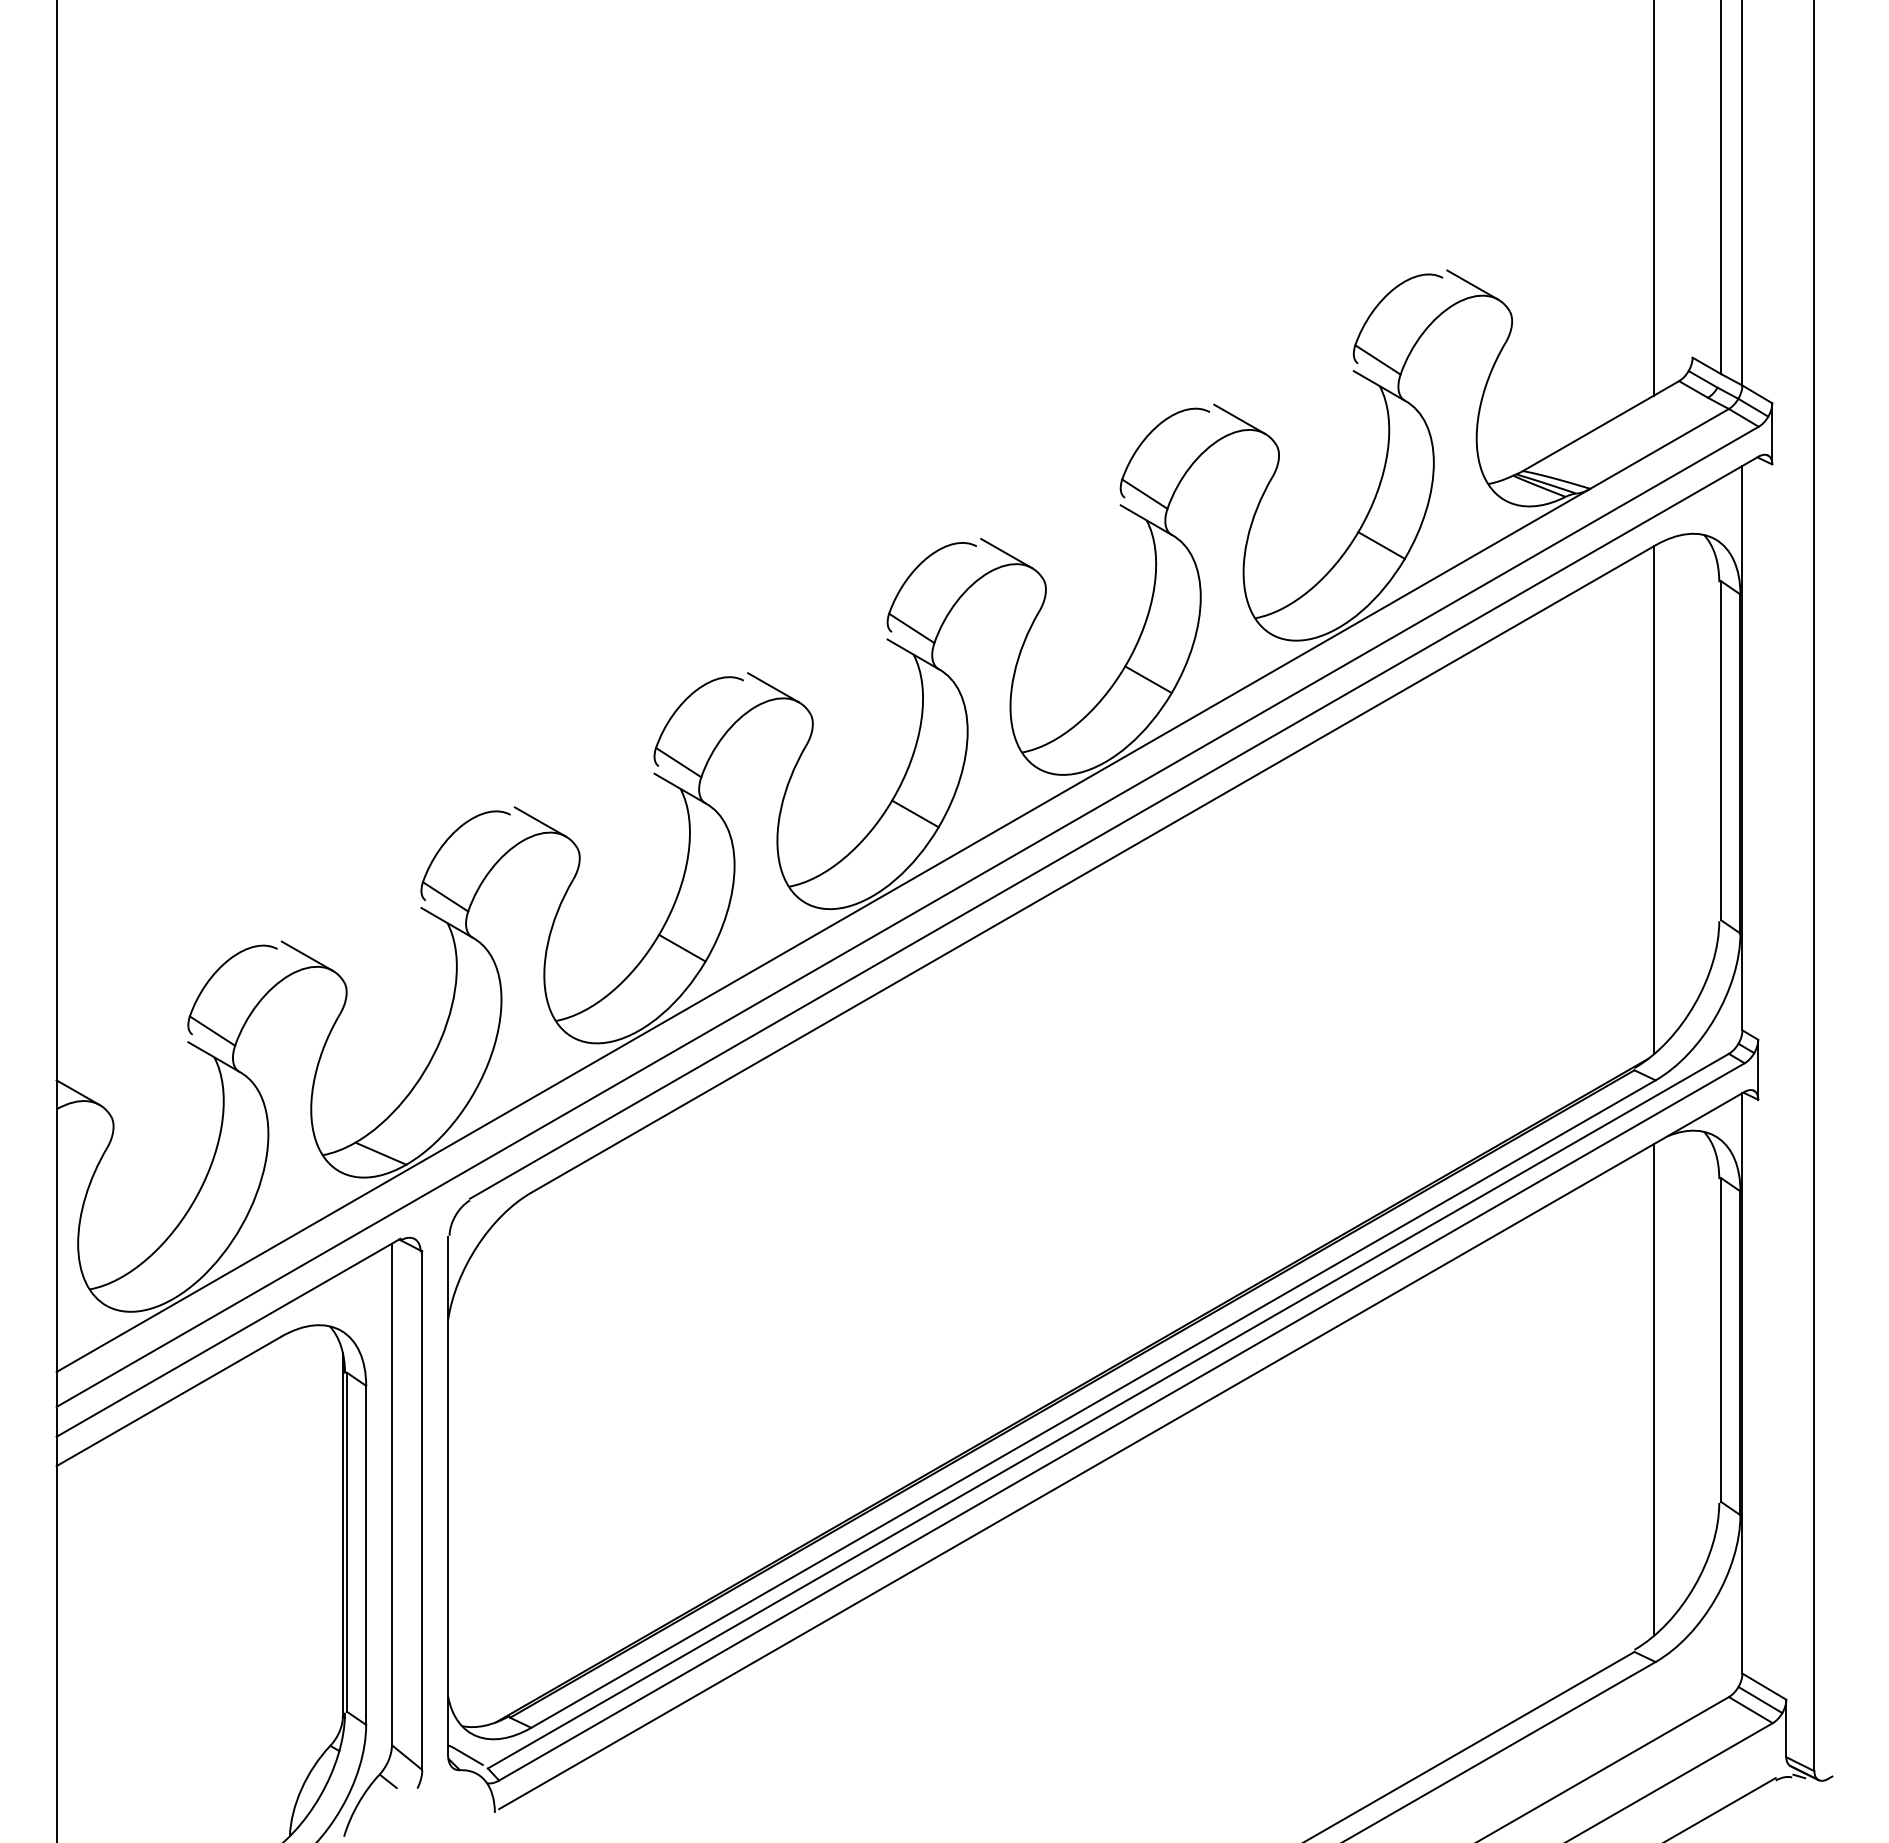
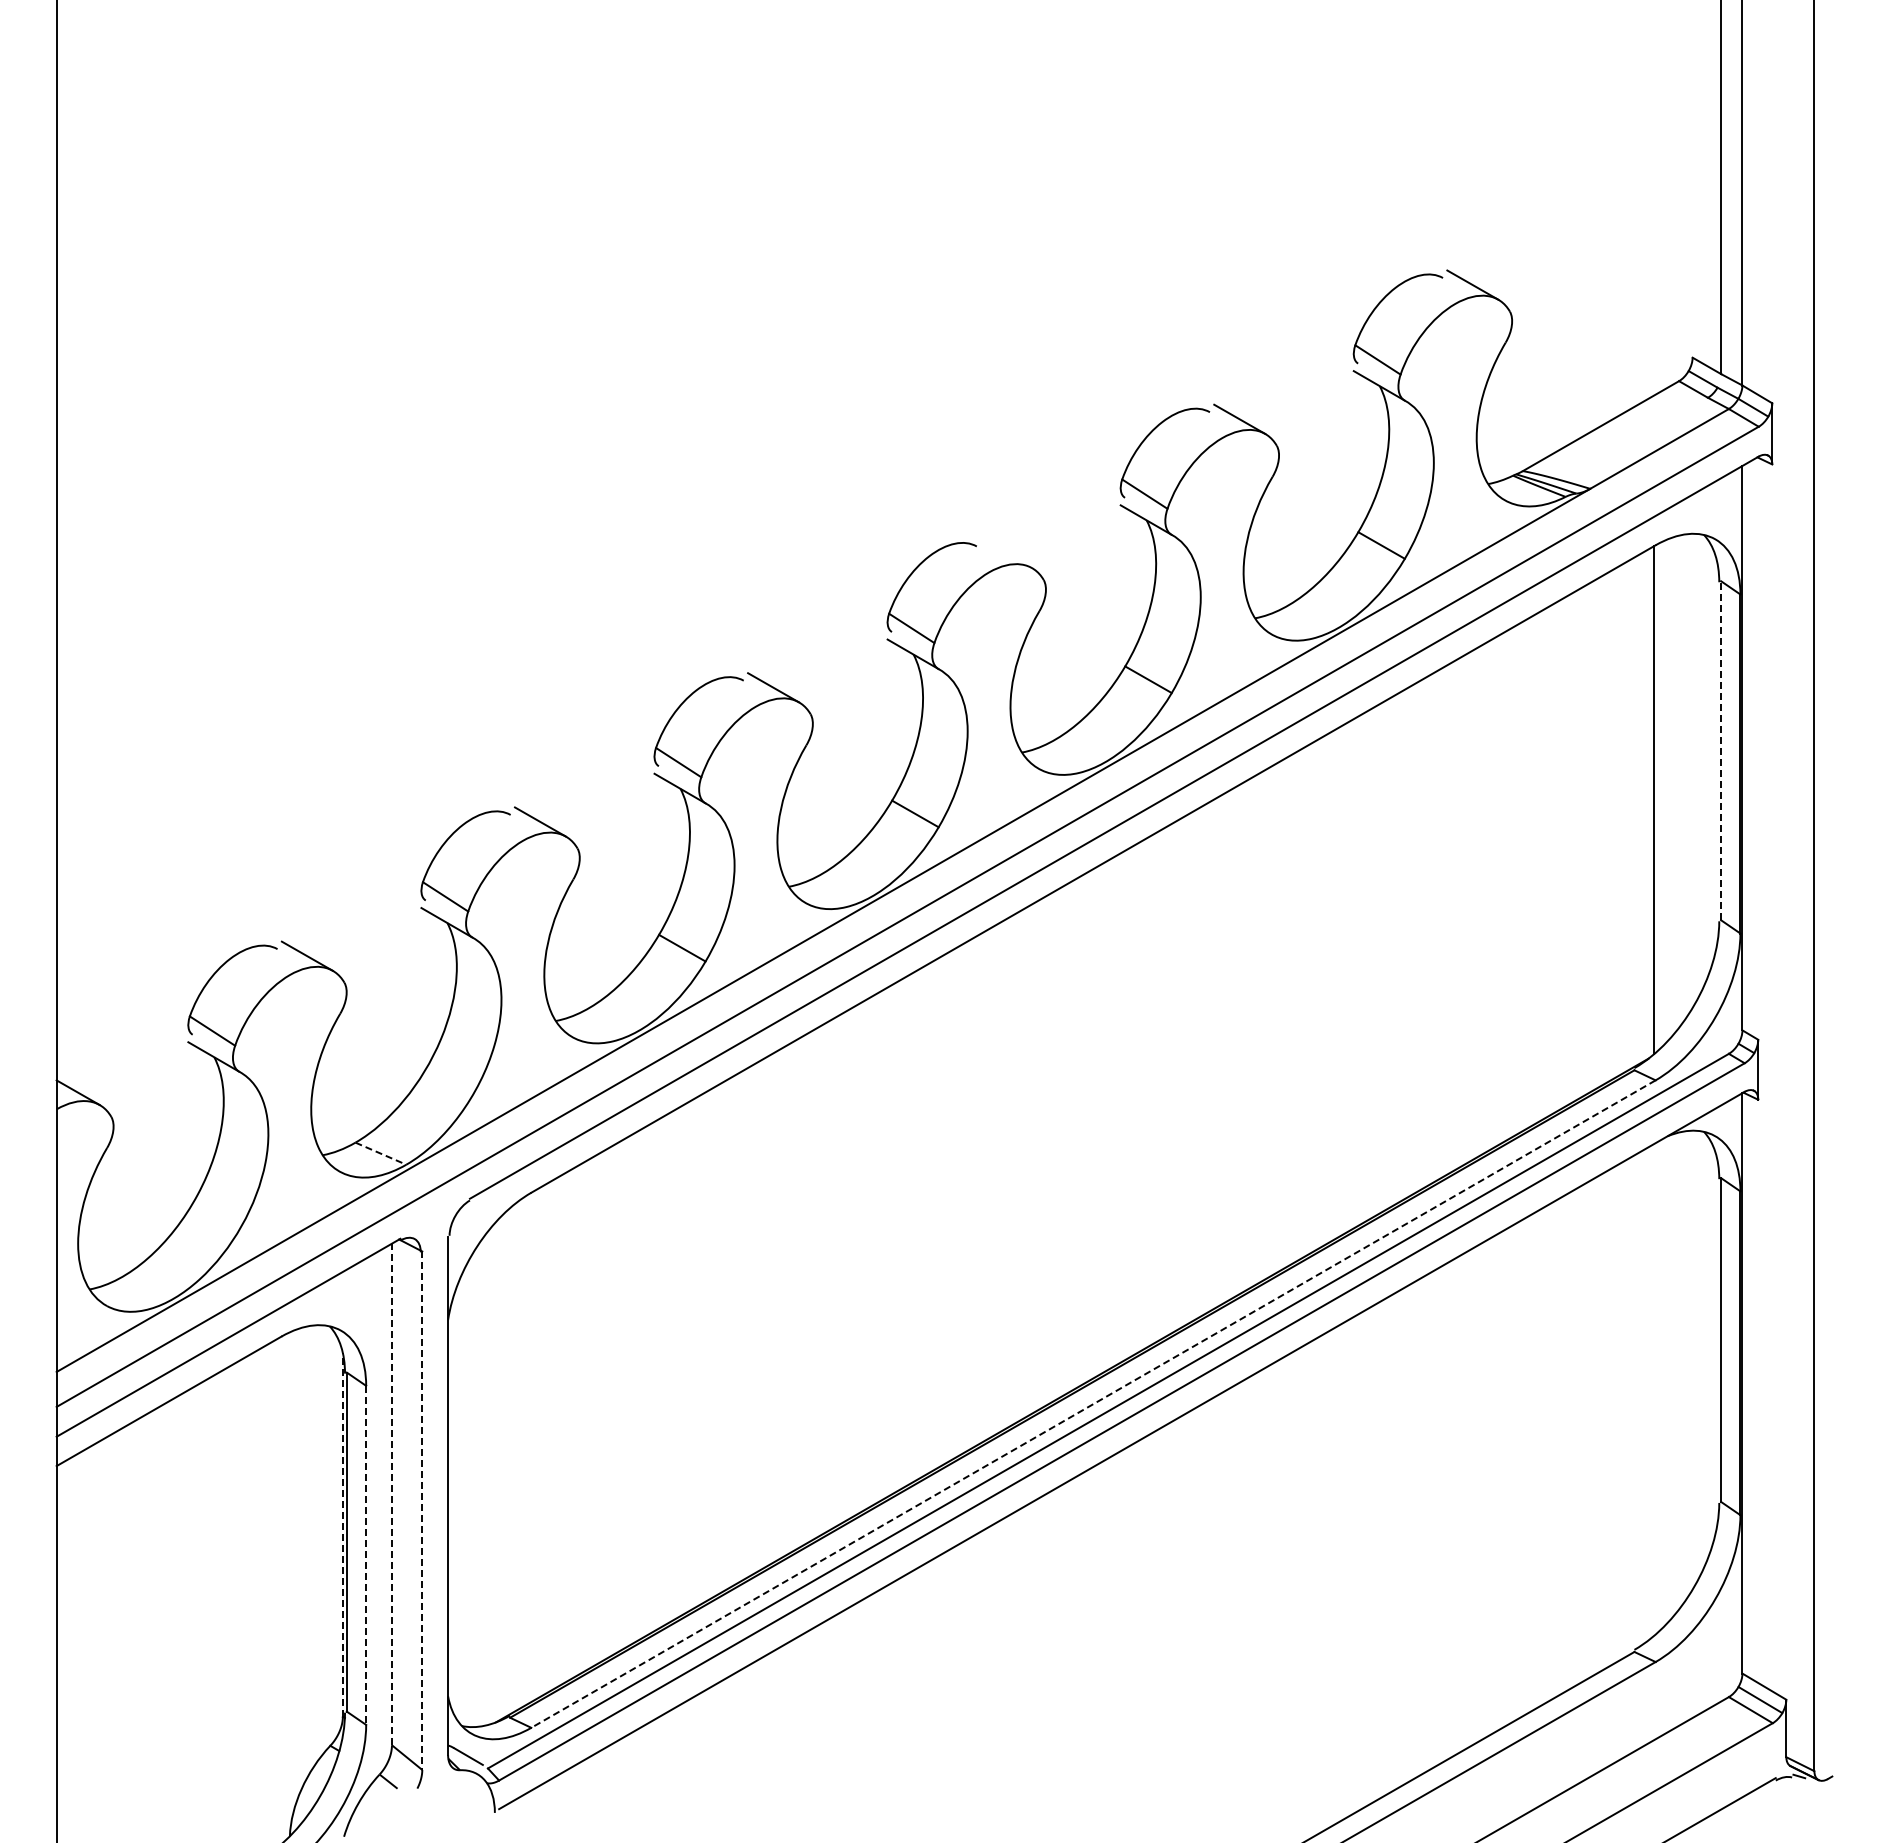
line: present -> none (1654, 198)
line: present -> none (1006, 553)
line: solid -> dashed (1721, 750)
line: solid -> dashed (380, 1153)
line: present -> none (1654, 1389)
line: solid -> dashed (1093, 1404)
line: solid -> dashed (391, 1494)
line: solid -> dashed (422, 1511)
line: solid -> dashed (342, 1534)
line: solid -> dashed (366, 1555)
